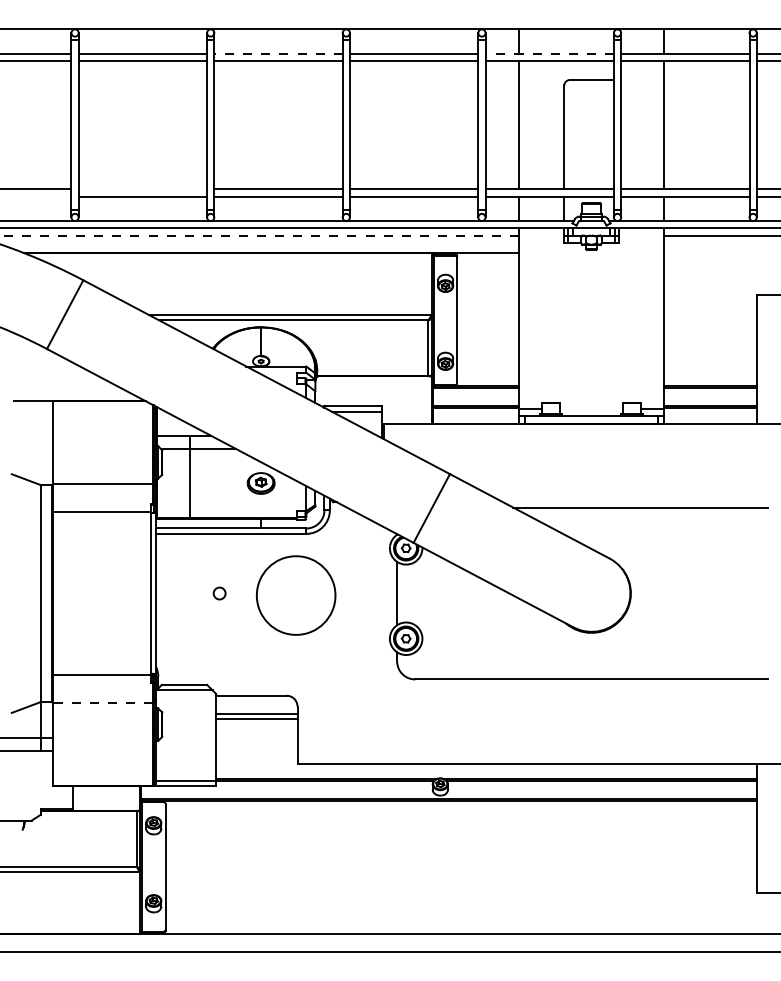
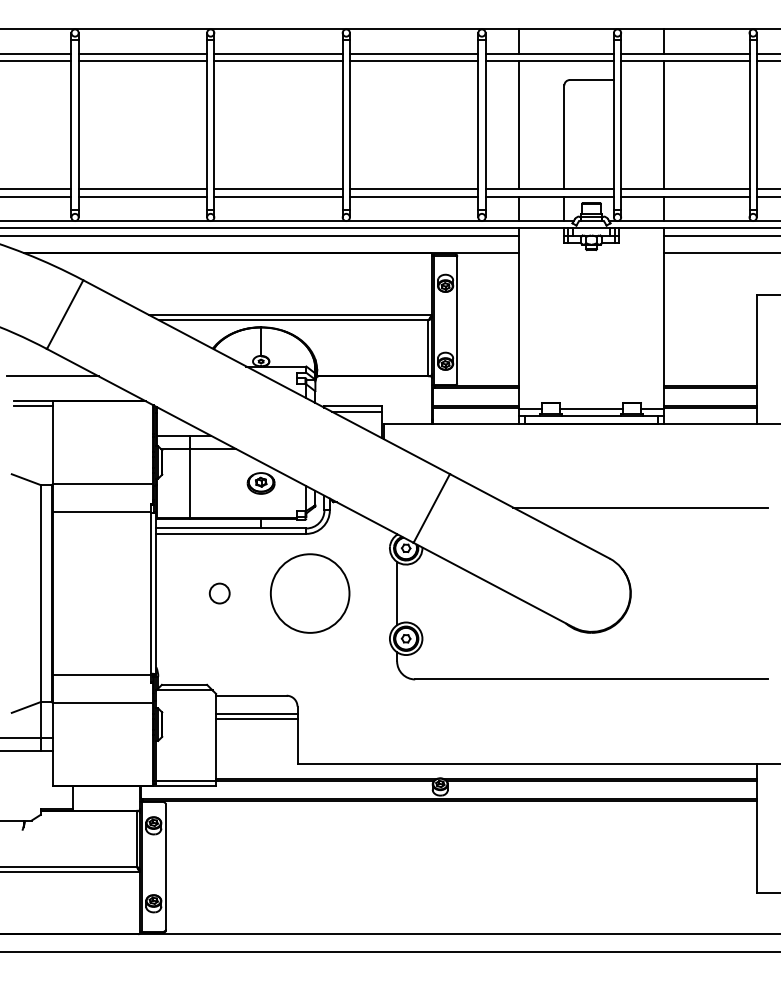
line: dashed -> solid (278, 53)
line: dashed -> solid (549, 53)
line: none -> present (142, 189)
line: none -> present (36, 196)
line: dashed -> solid (259, 235)
line: none -> present (720, 252)
line: none -> present (52, 376)
line: none -> present (33, 406)
line: none -> present (591, 409)
circle size: 15x15 px -> 23x23 px (219, 593)
circle position: (296, 595) -> (310, 593) (310, 593)
line: dashed -> solid (102, 702)
